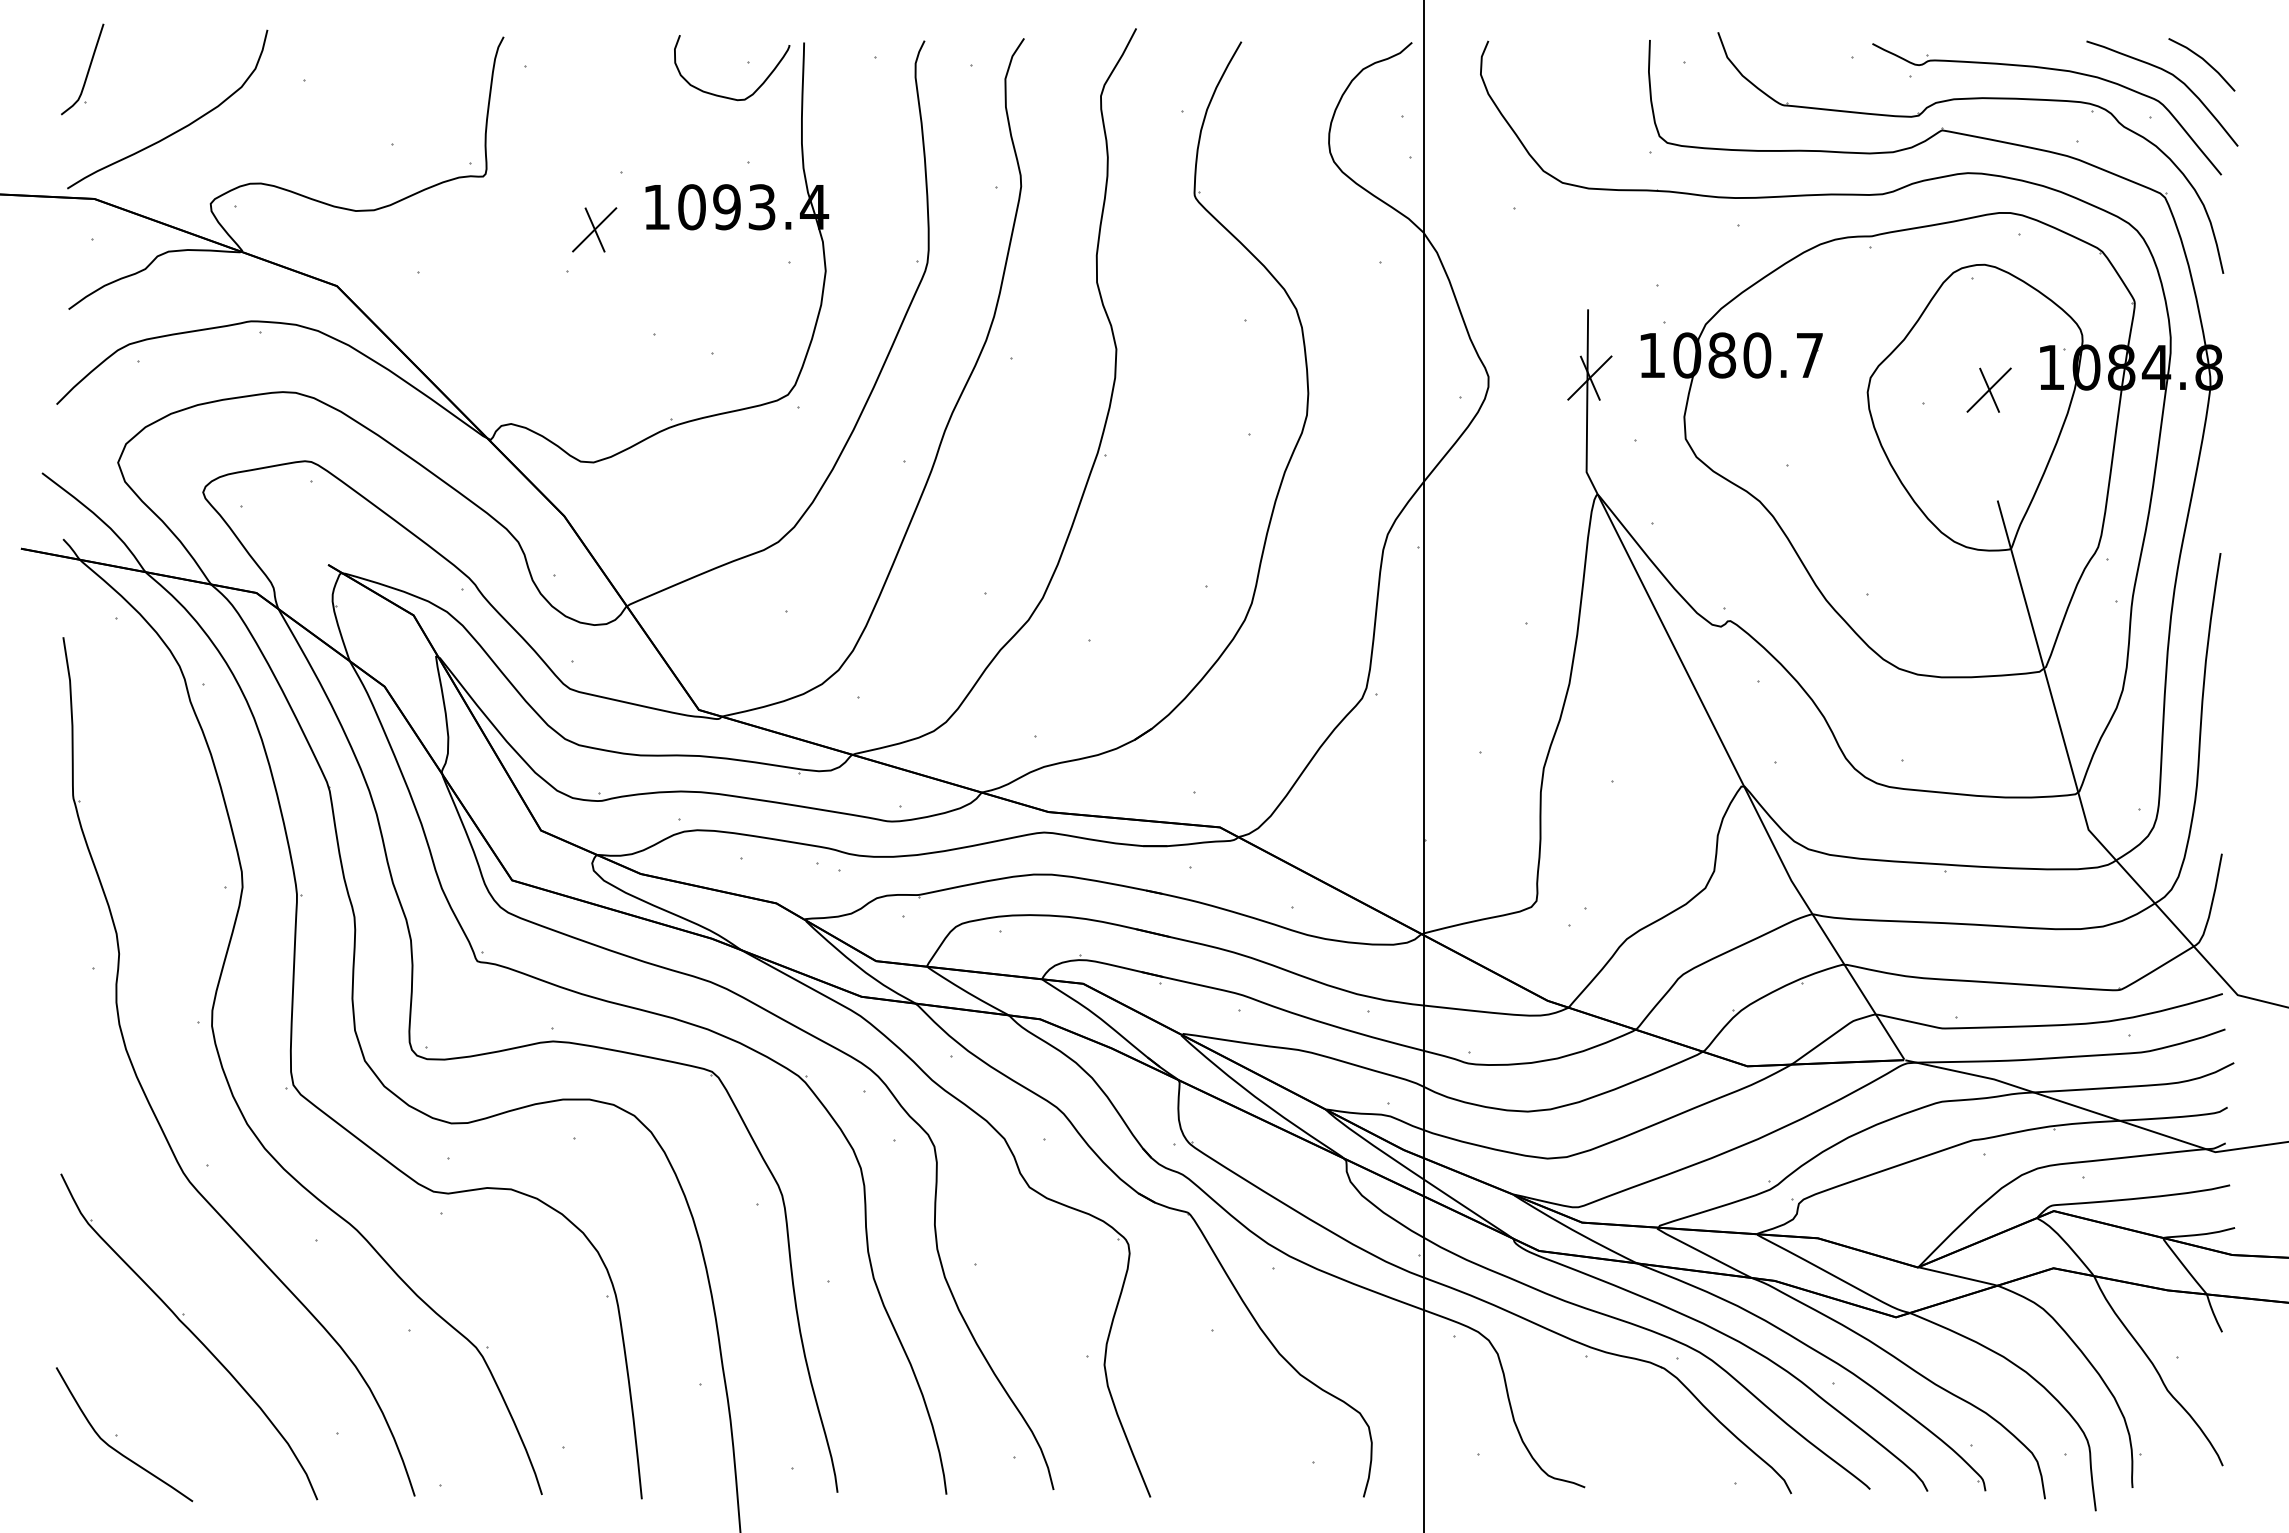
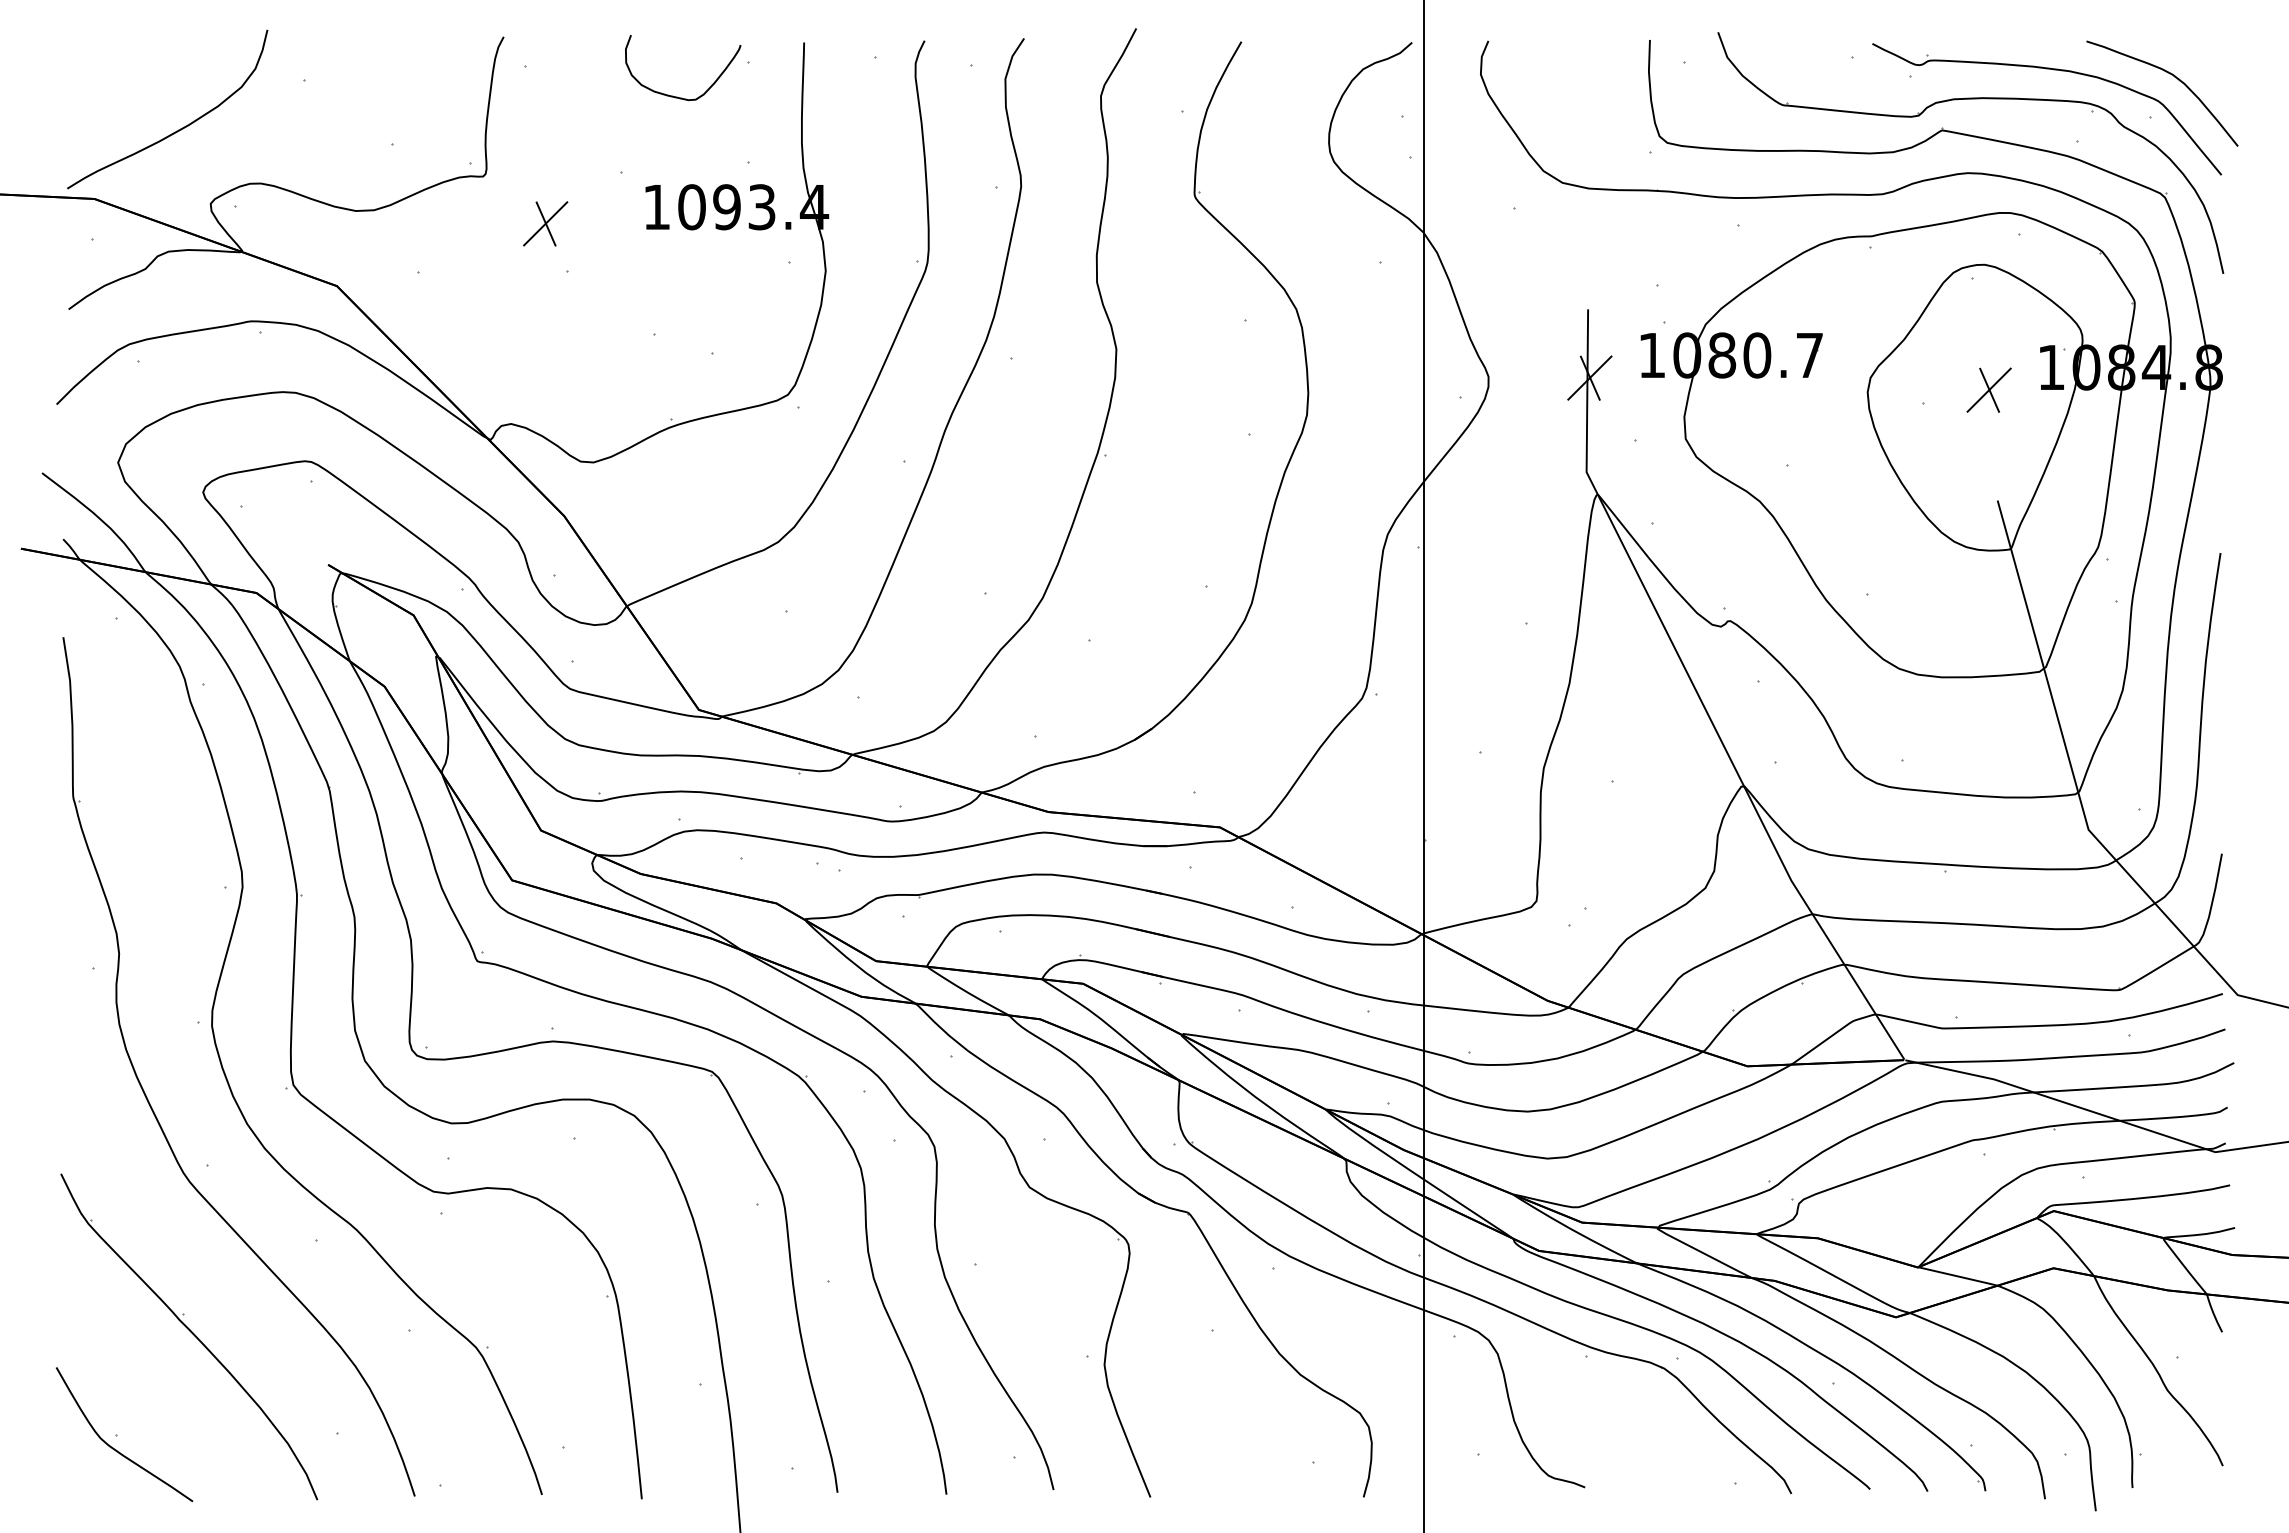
line: present -> none (2204, 61)
part: present -> none (82, 69)
curve position: (726, 96) -> (677, 96) (677, 96)
part position: (594, 229) -> (545, 223) (545, 223)
